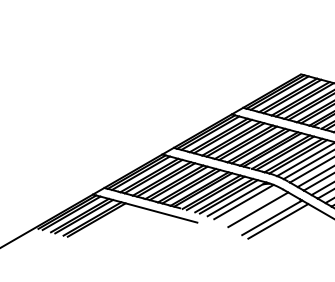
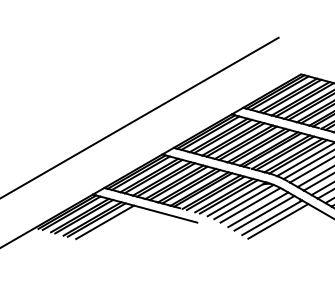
line: none -> present (140, 117)
line: none -> present (250, 205)
line: none -> present (264, 213)
line: none -> present (105, 222)
